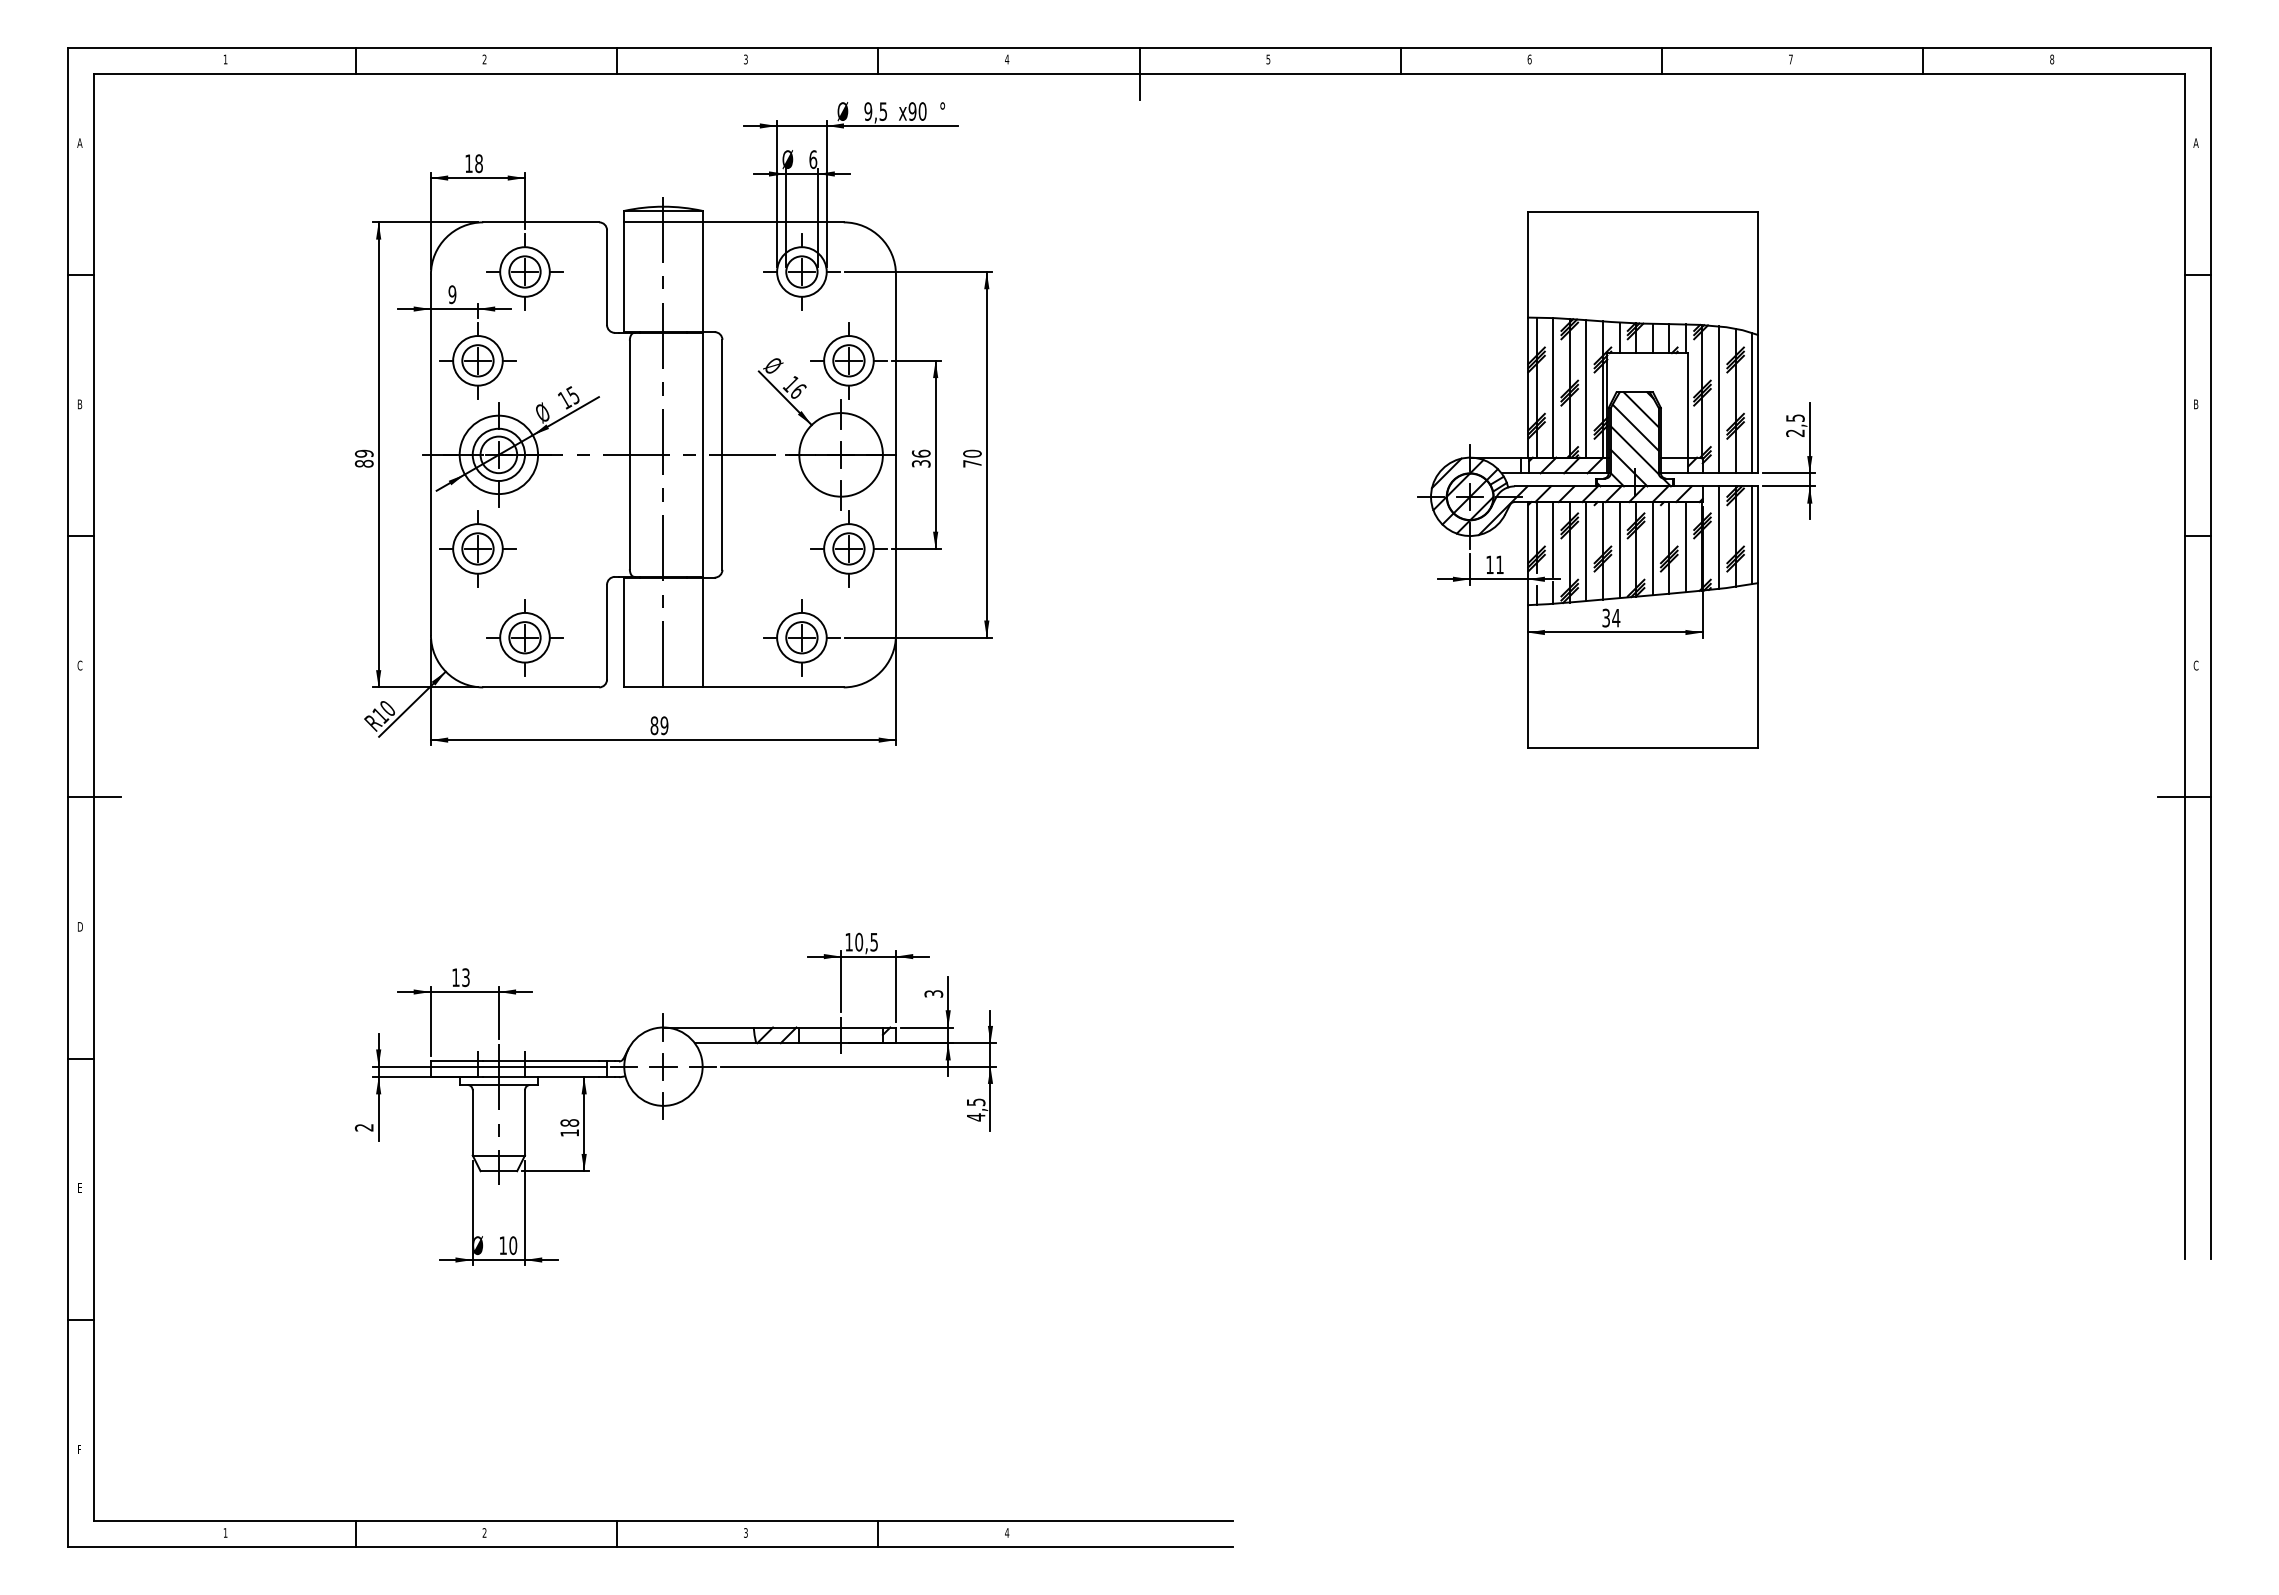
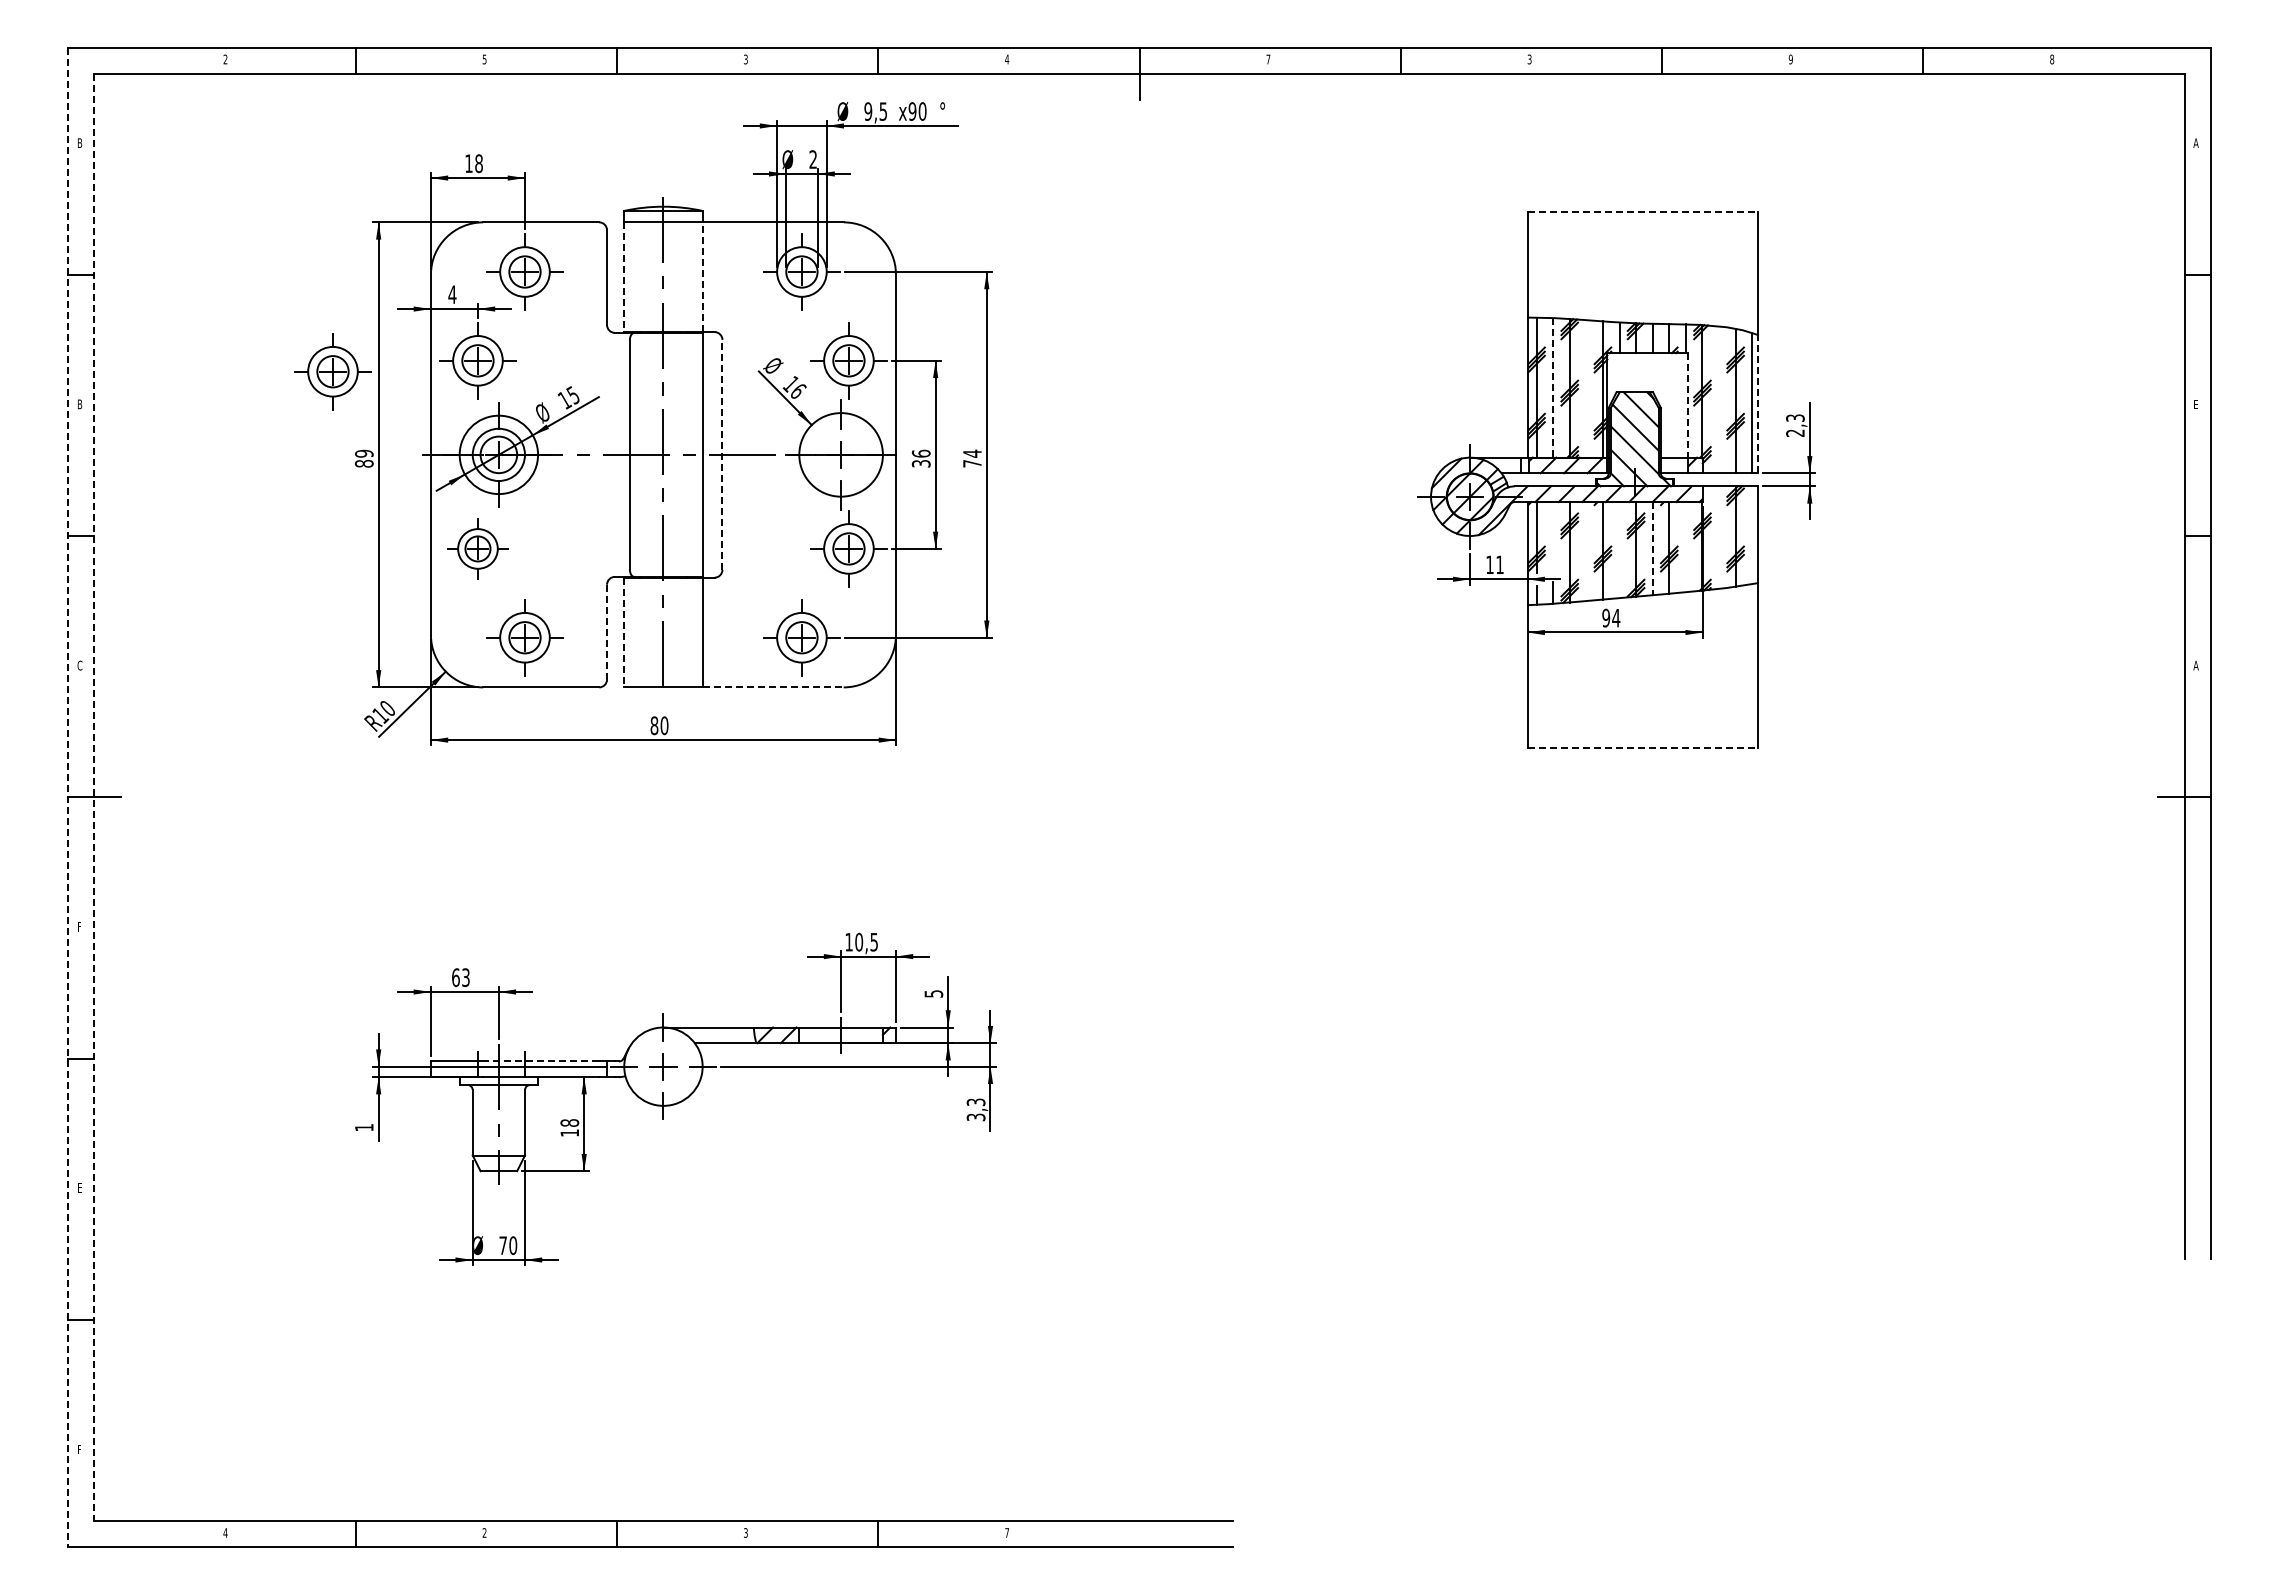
text: 1 -> 2 (225, 59)
text: 2 -> 5 (484, 59)
text: 5 -> 7 (1268, 59)
text: 6 -> 3 (1529, 59)
text: 7 -> 9 (1790, 59)
text: A -> B (79, 142)
text: 6 -> 2 (813, 159)
line: solid -> dashed (1642, 212)
line: solid -> dashed (624, 277)
line: solid -> dashed (702, 277)
text: 9 -> 4 (452, 294)
part: none -> present (332, 371)
line: solid -> dashed (1553, 387)
line: present -> none (1586, 388)
line: present -> none (1719, 399)
line: solid -> dashed (1757, 403)
text: B -> E (2196, 404)
line: solid -> dashed (1688, 405)
text: 2,5 -> 2,3 (1794, 417)
text: 70 -> 74 (972, 453)
line: solid -> dashed (722, 454)
line: present -> none (1752, 535)
line: present -> none (1719, 537)
line: present -> none (1553, 539)
line: present -> none (1685, 547)
part size: 78x78 px -> 62x62 px (477, 548)
line: solid -> dashed (1652, 548)
line: present -> none (1619, 550)
line: present -> none (1586, 551)
text: 34 -> 94 (1606, 617)
line: solid -> dashed (607, 632)
line: solid -> dashed (624, 632)
text: C -> A (2195, 665)
line: solid -> dashed (773, 687)
text: 89 -> 80 (664, 725)
line: solid -> dashed (1642, 747)
line: solid -> dashed (68, 797)
line: solid -> dashed (94, 797)
text: D -> F (79, 926)
text: 13 -> 63 (455, 977)
text: 3 -> 5 (933, 993)
line: solid -> dashed (540, 1061)
text: 4,5 -> 3,3 (975, 1109)
text: 2 -> 1 (363, 1127)
text: 10 -> 70 (502, 1245)
text: 1 -> 4 (225, 1532)
text: 4 -> 7 (1007, 1532)
